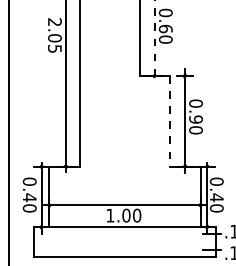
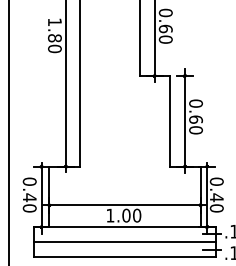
text: 2.05 -> 1.80 (54, 35)
line: dashed -> solid (154, 40)
text: 0.90 -> 0.60 (195, 119)
line: dashed -> solid (170, 121)
line: none -> present (124, 242)
